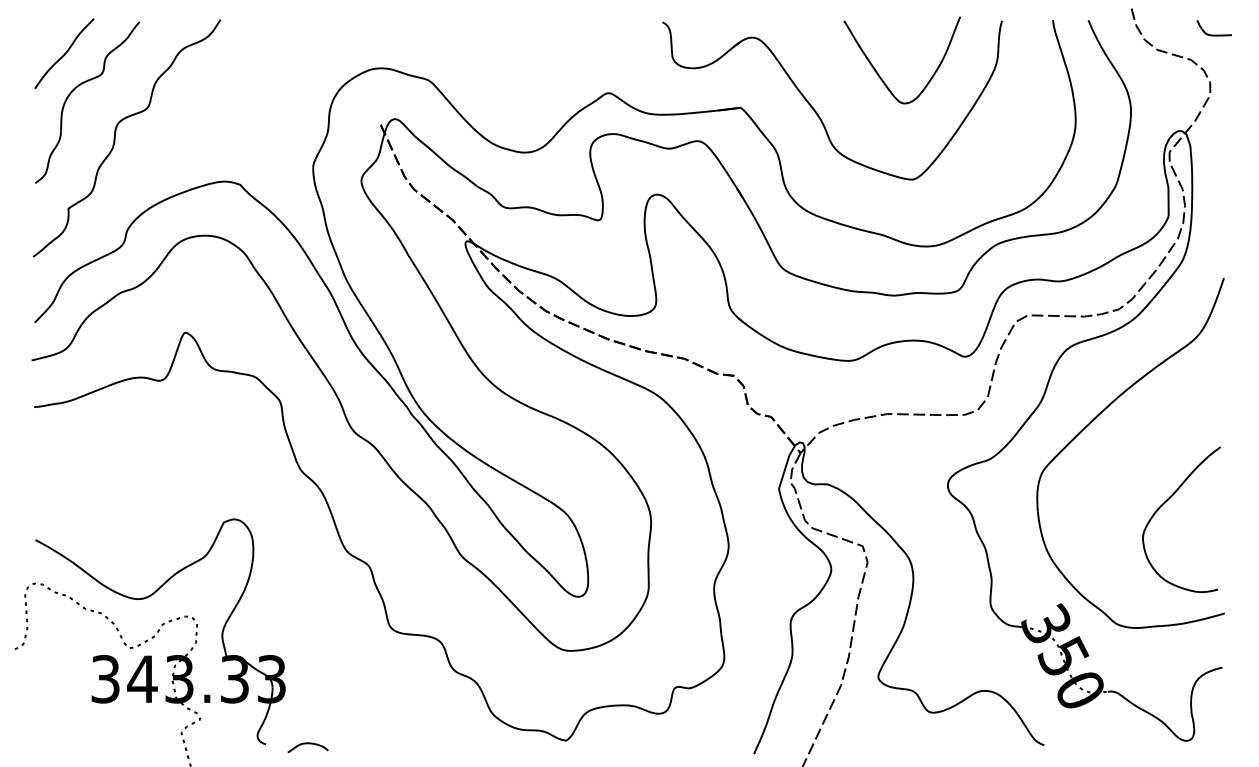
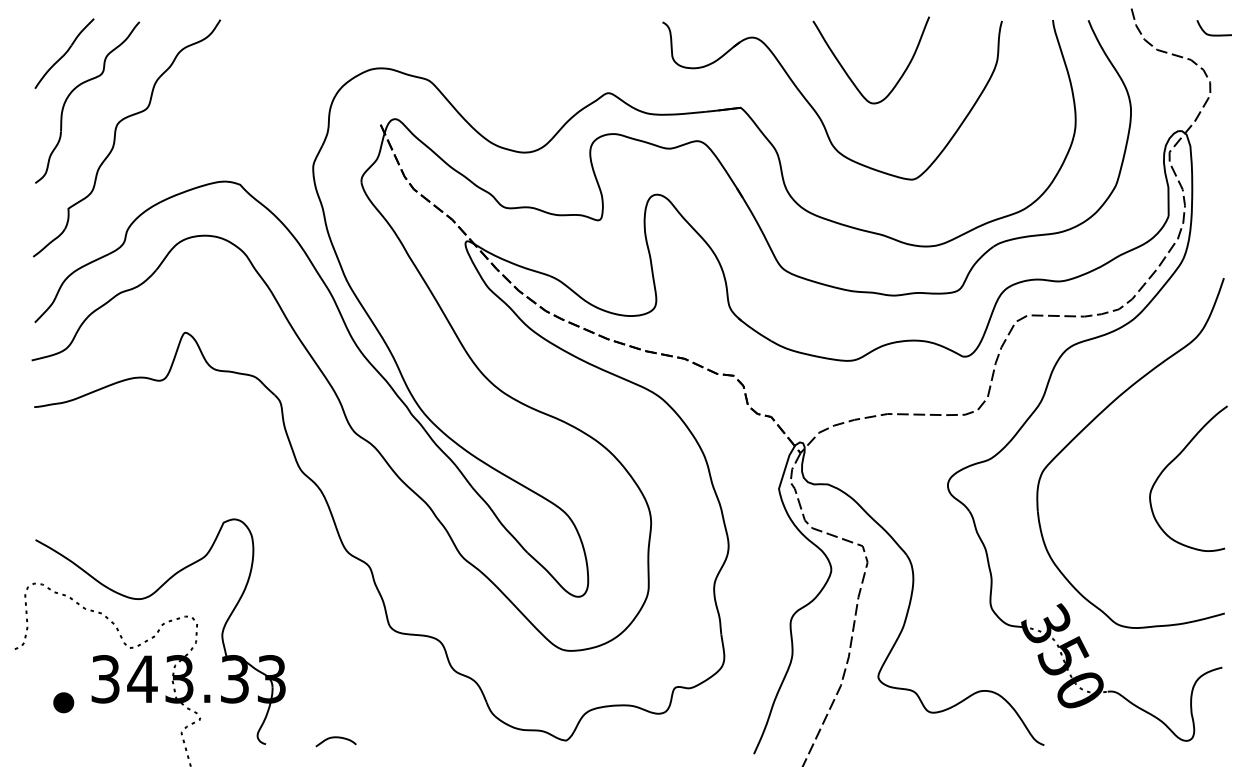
curve position: (879, 74) -> (848, 74) (848, 74)
curve position: (1165, 503) -> (1172, 462) (1172, 462)
part: none -> present (63, 702)
curve position: (307, 744) -> (335, 738) (335, 738)
